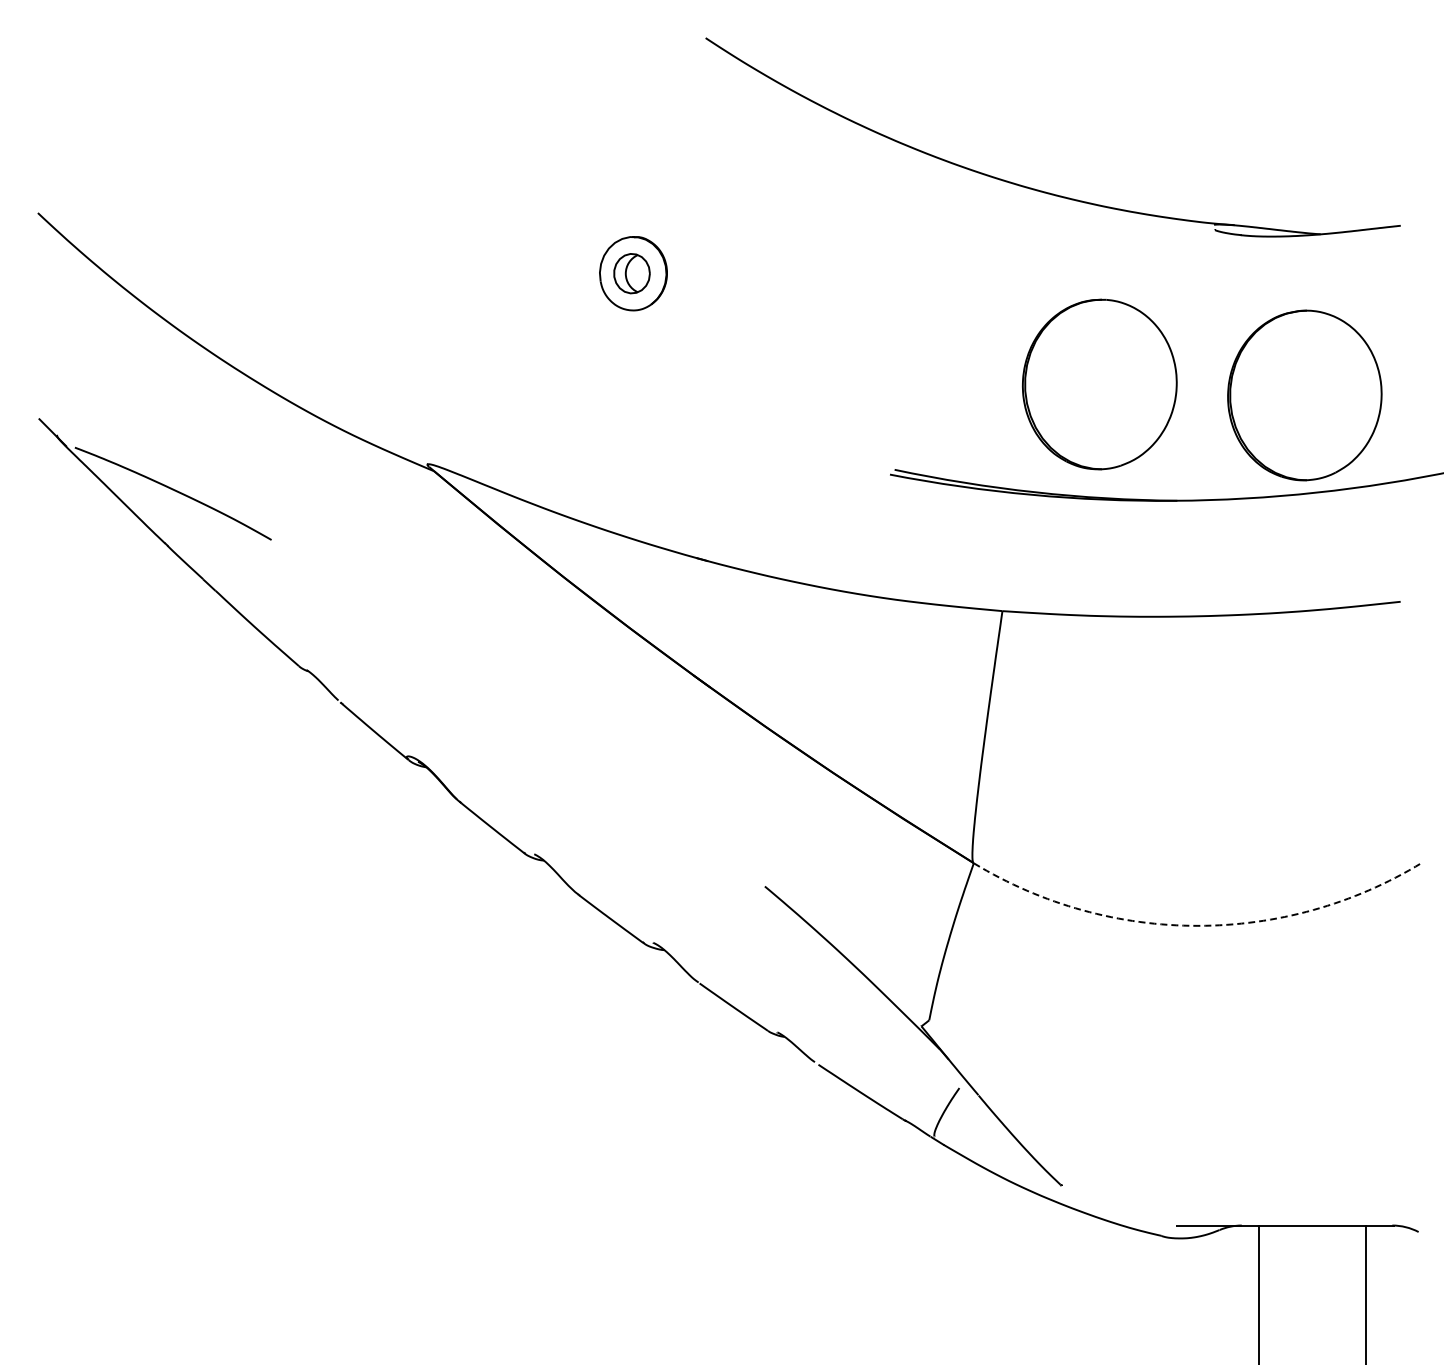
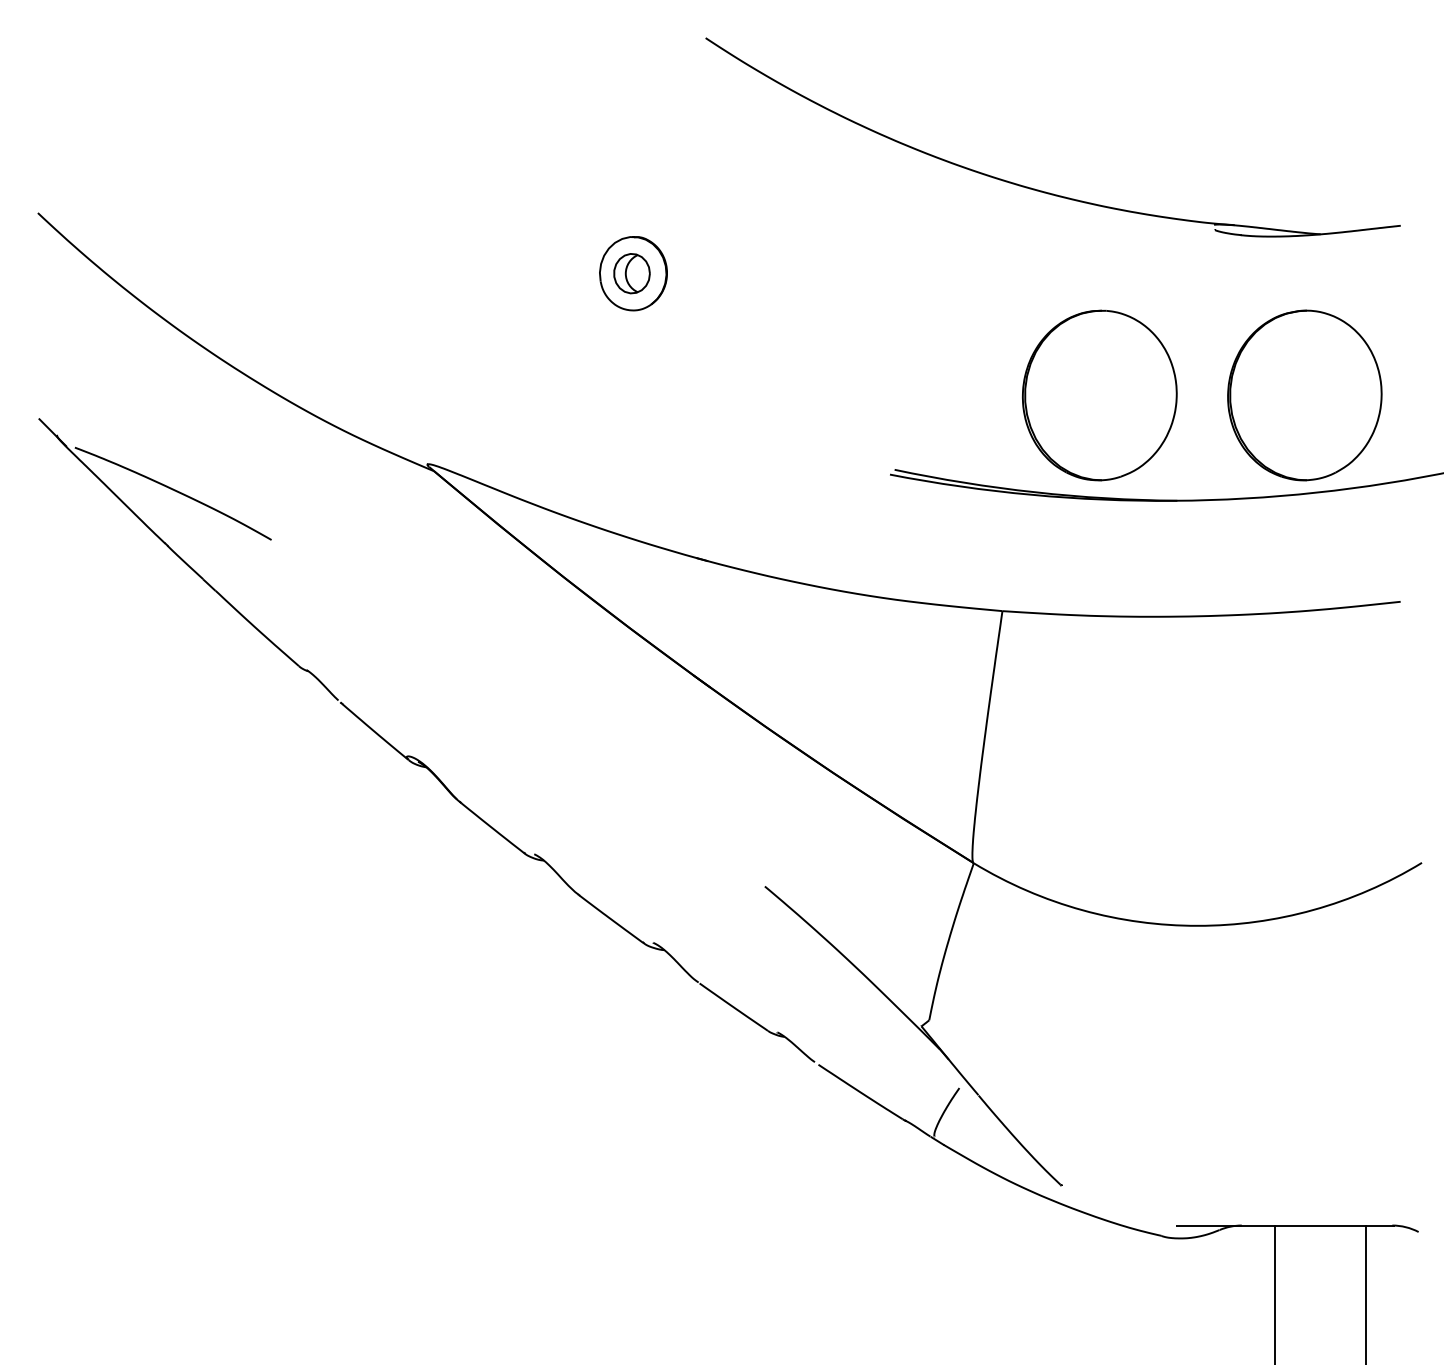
part position: (1099, 384) -> (1099, 395) (1099, 395)
arc: dashed -> solid (1197, 925)
line position: (1259, 1293) -> (1275, 1293) (1275, 1293)
